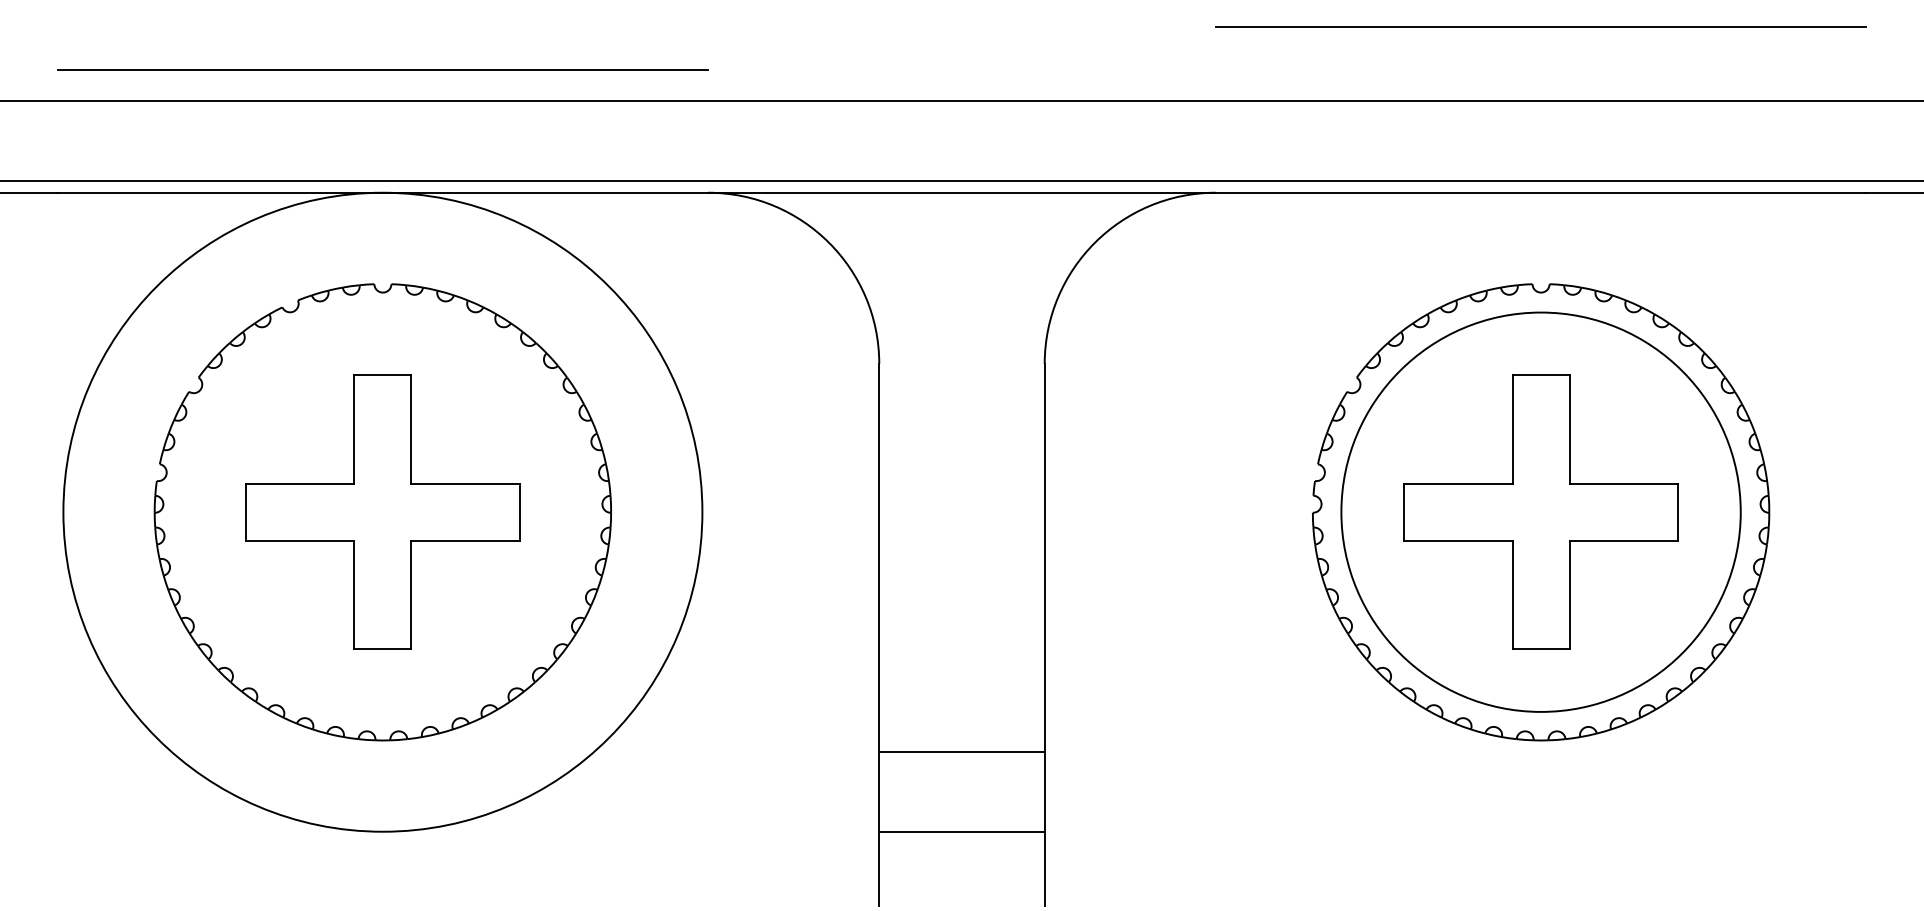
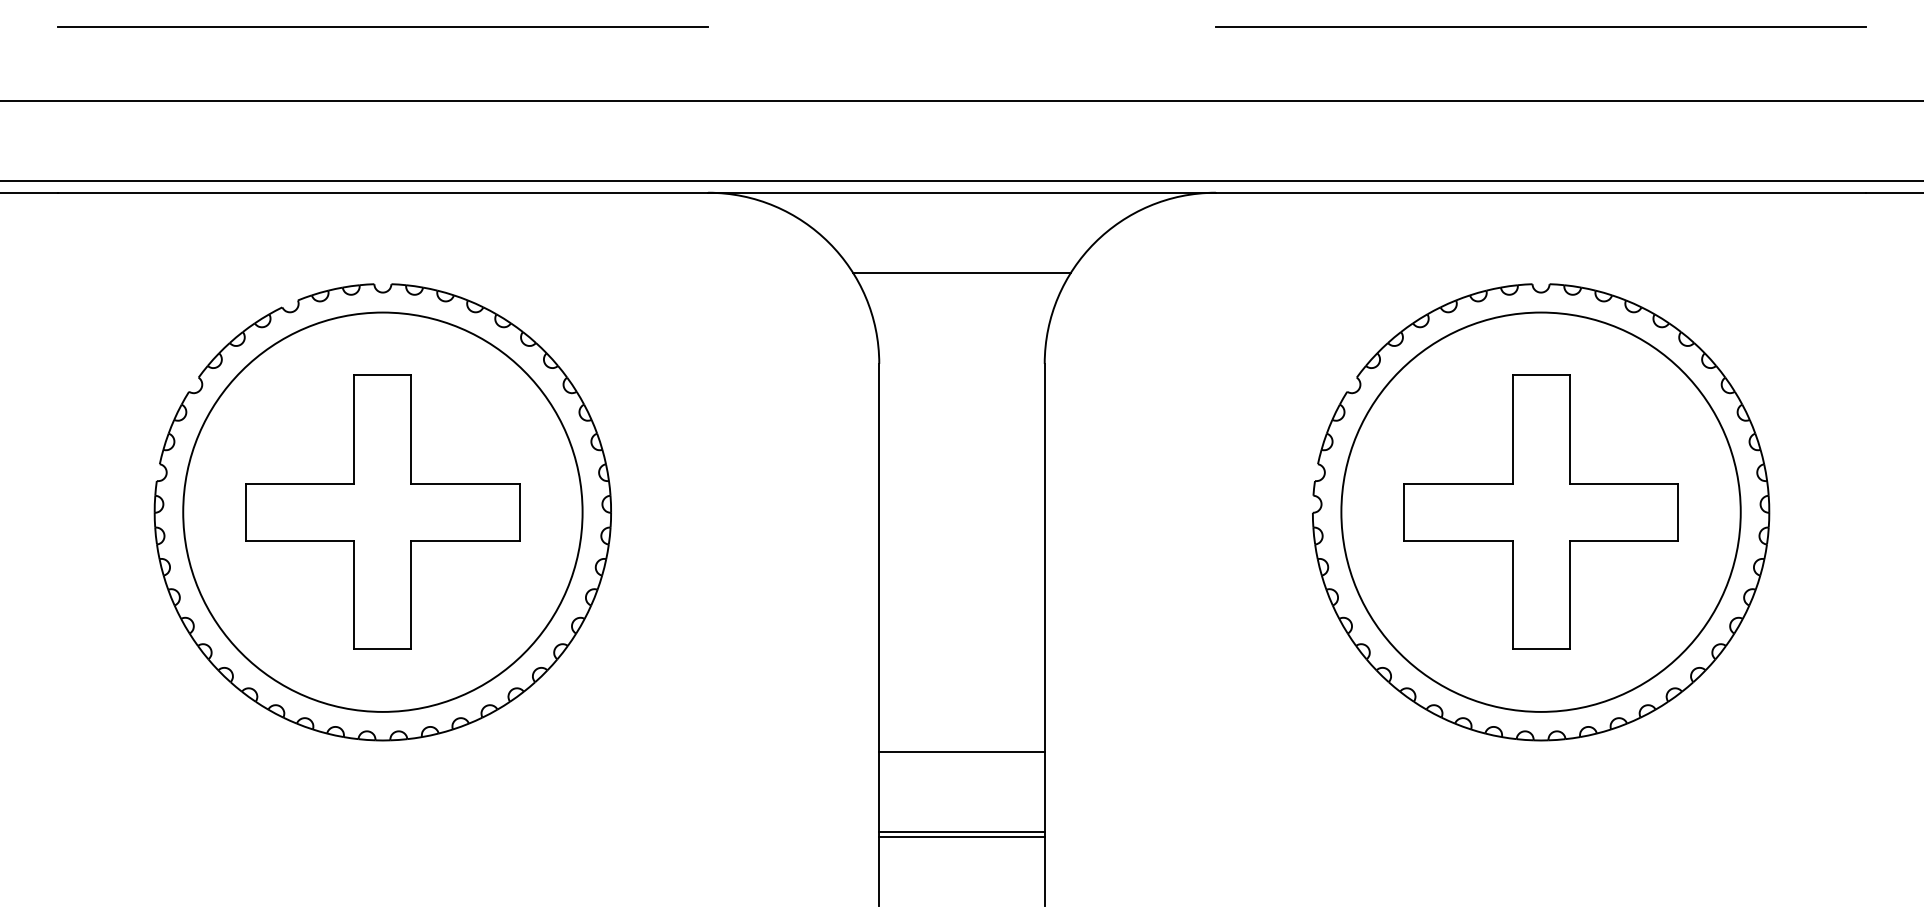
line position: (382, 69) -> (382, 26) (382, 26)
line: none -> present (961, 272)
circle diameter: 639 px -> 399 px (382, 511)
line: none -> present (961, 837)
